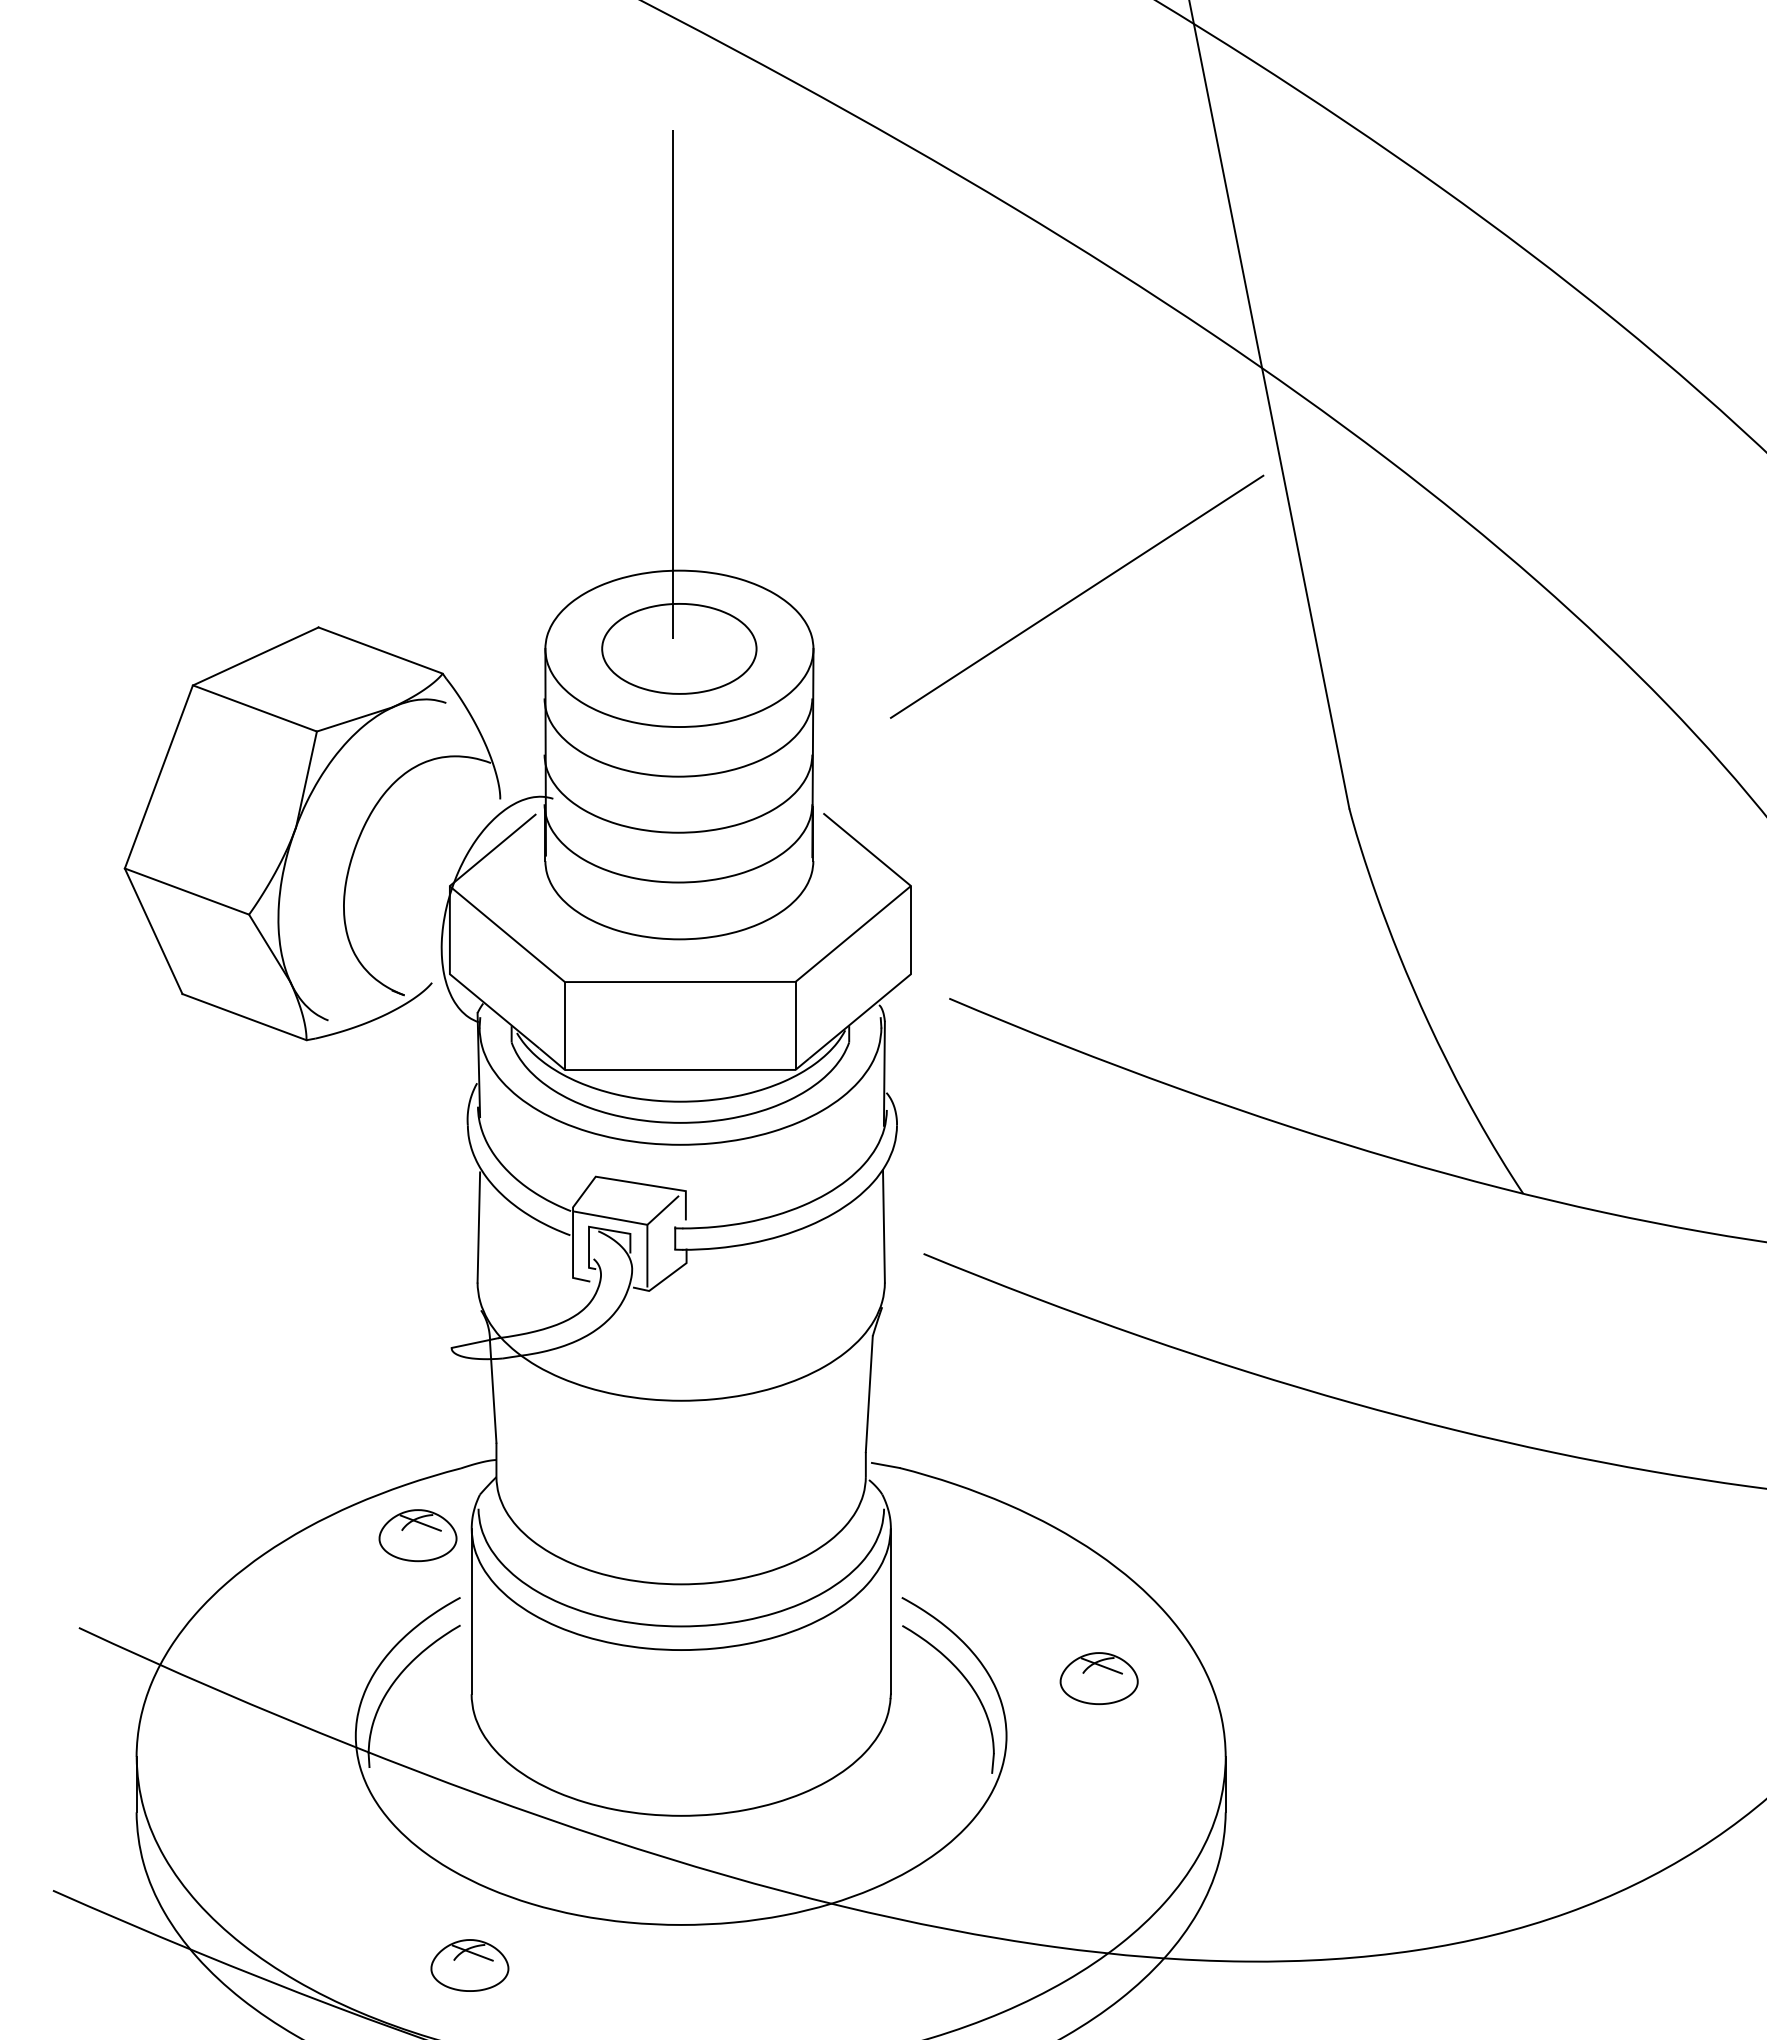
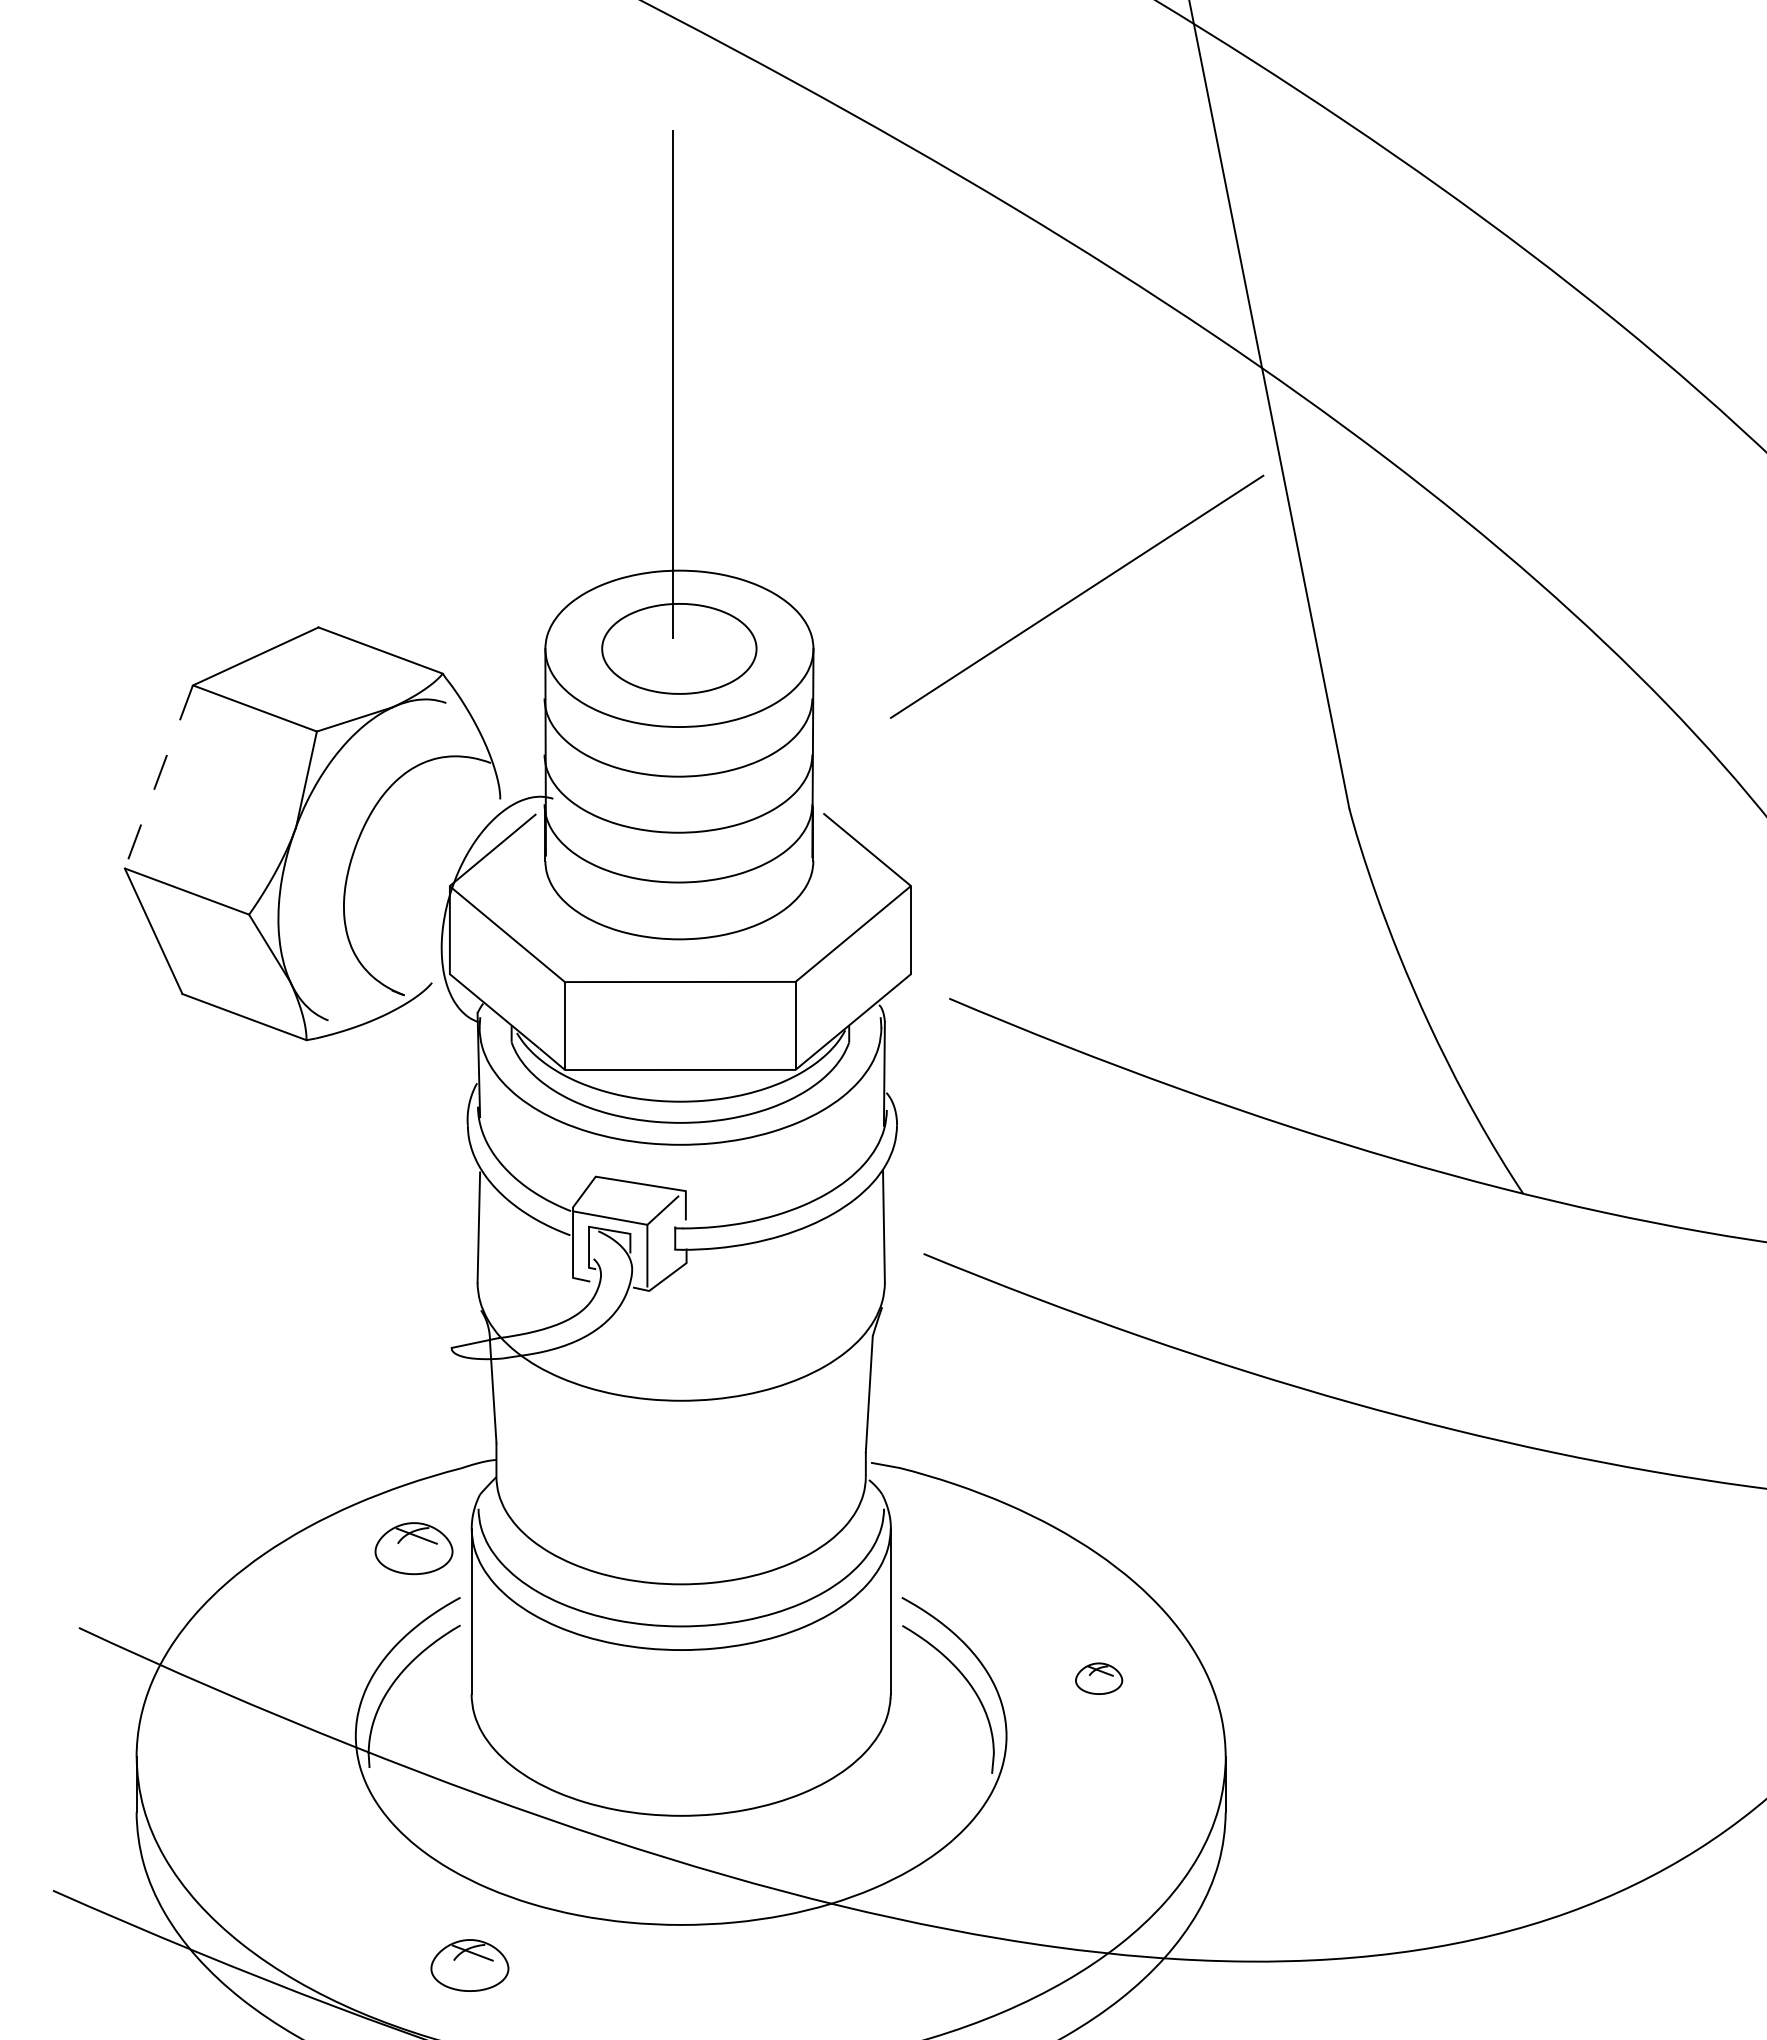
line: solid -> dashed (158, 777)
part position: (417, 1535) -> (413, 1548) (413, 1548)
part size: 80x54 px -> 49x33 px (1099, 1678)
